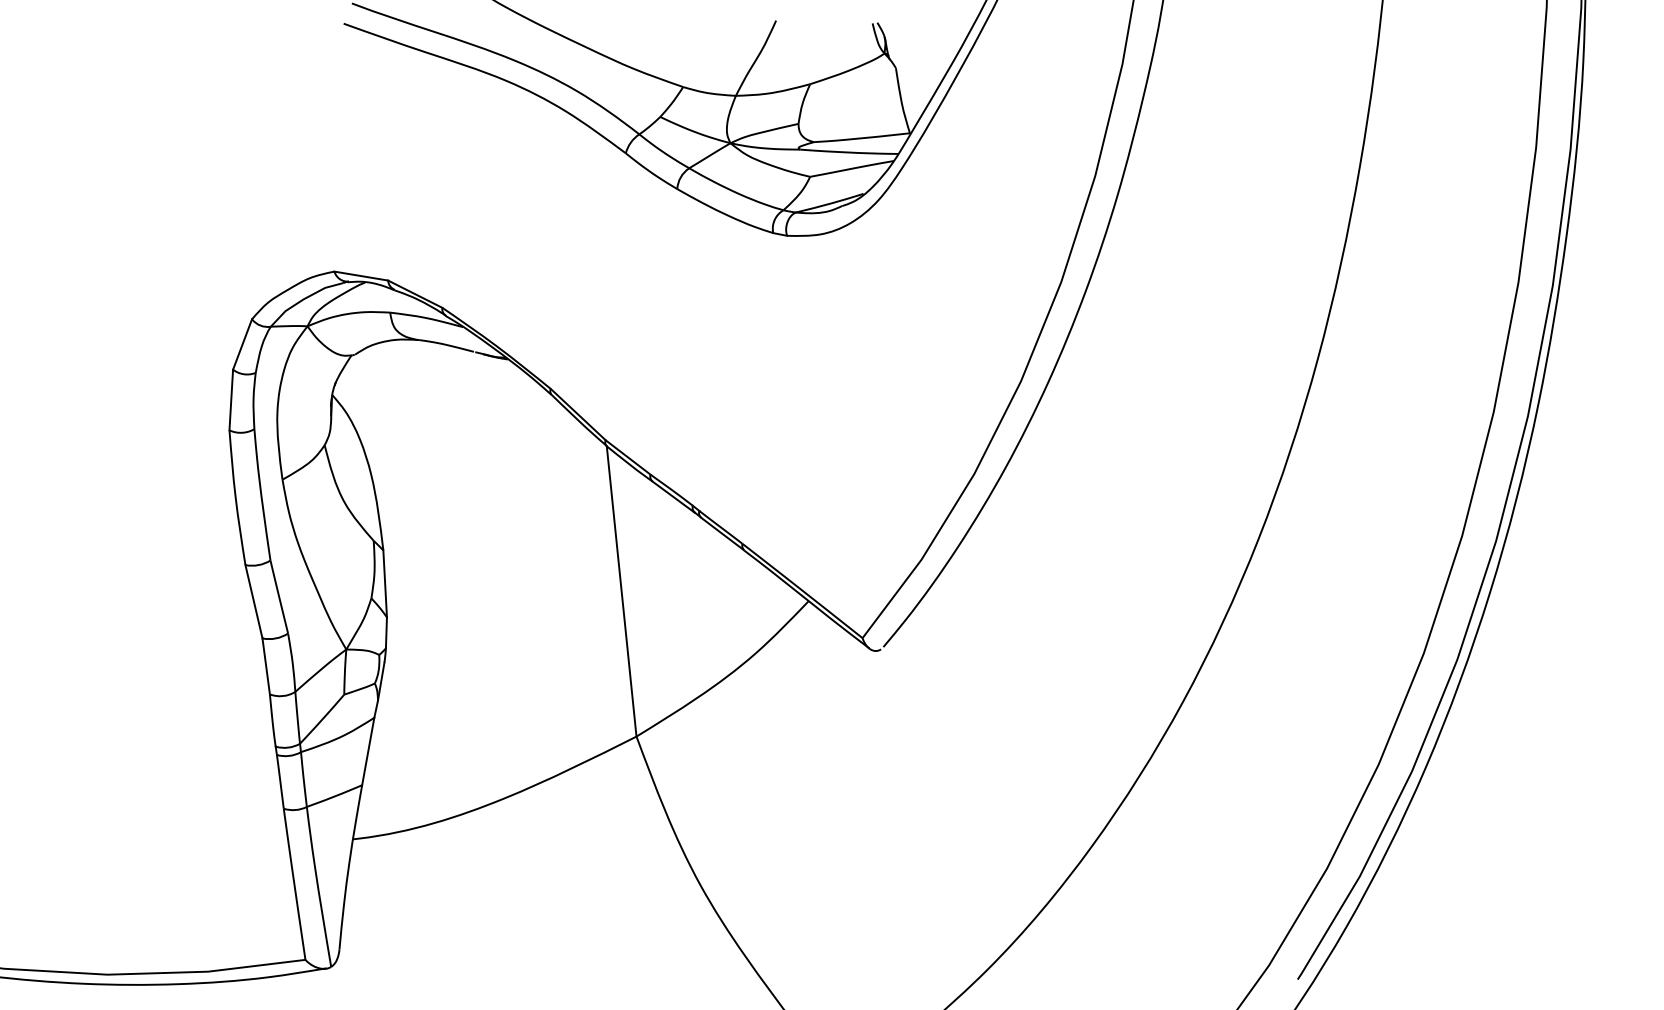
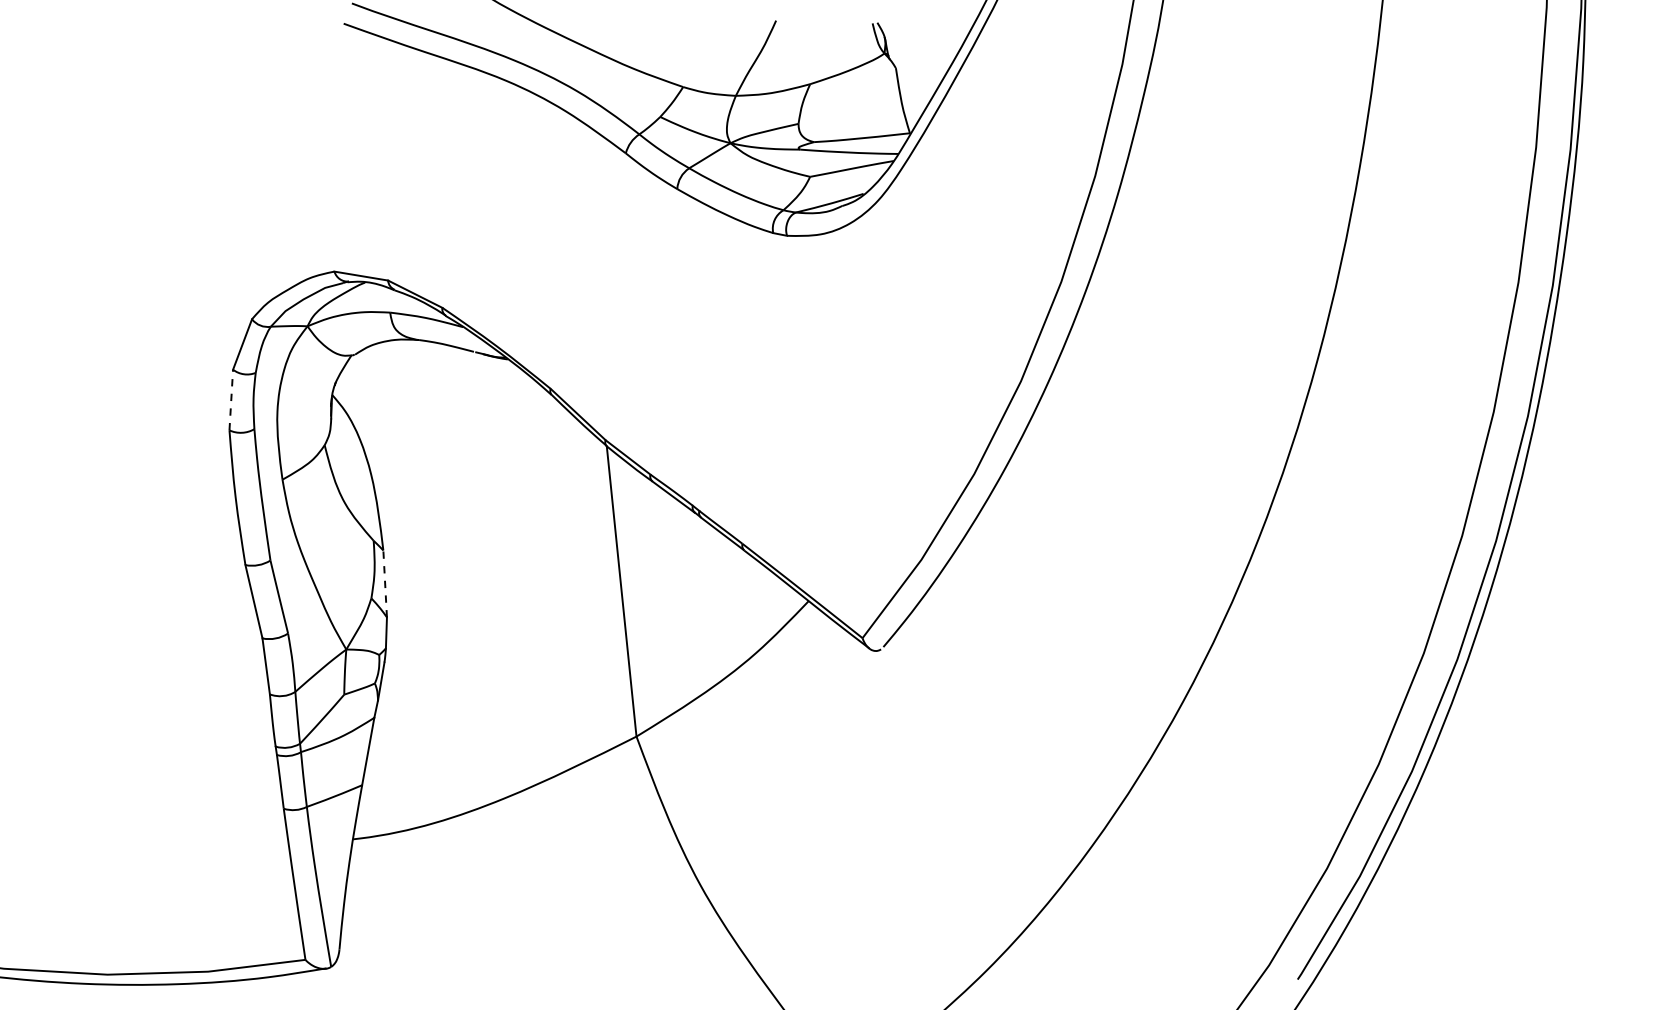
line: solid -> dashed (231, 399)
line: solid -> dashed (385, 583)
